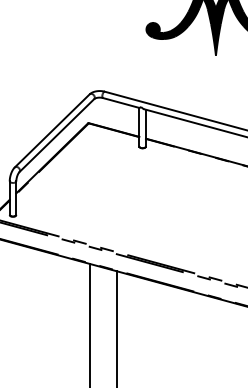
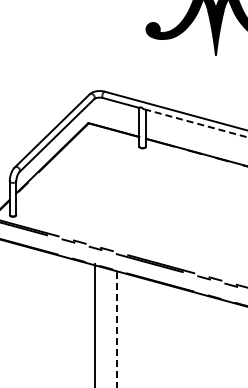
line: solid -> dashed (196, 123)
line position: (90, 324) -> (95, 324) (95, 324)
line: solid -> dashed (116, 328)
